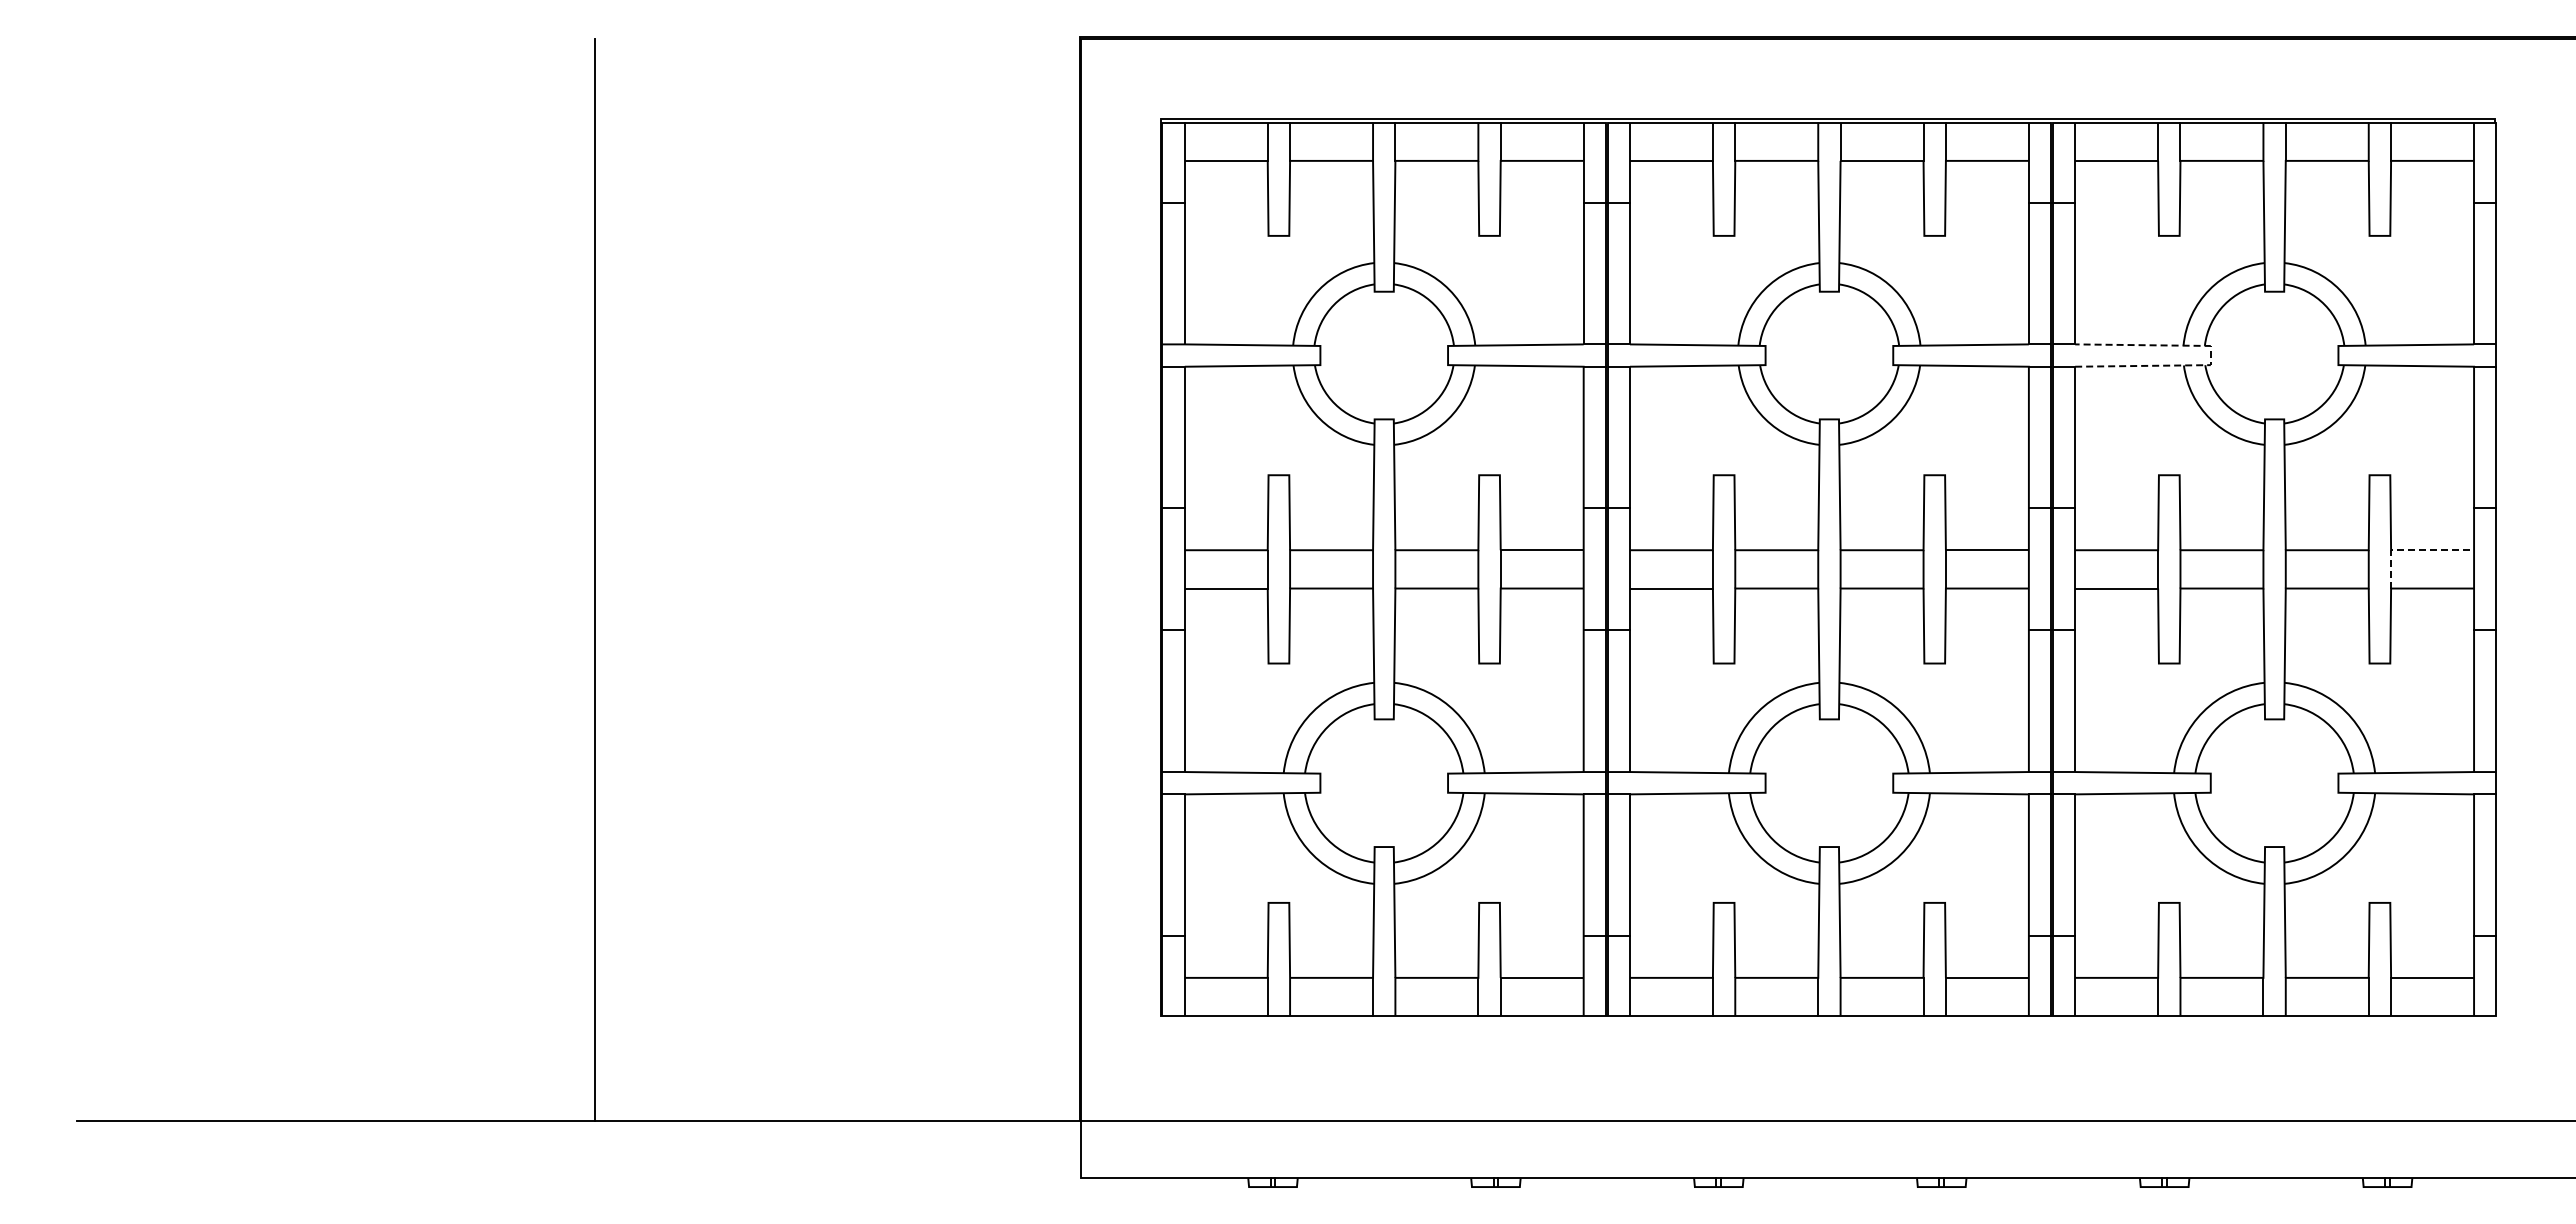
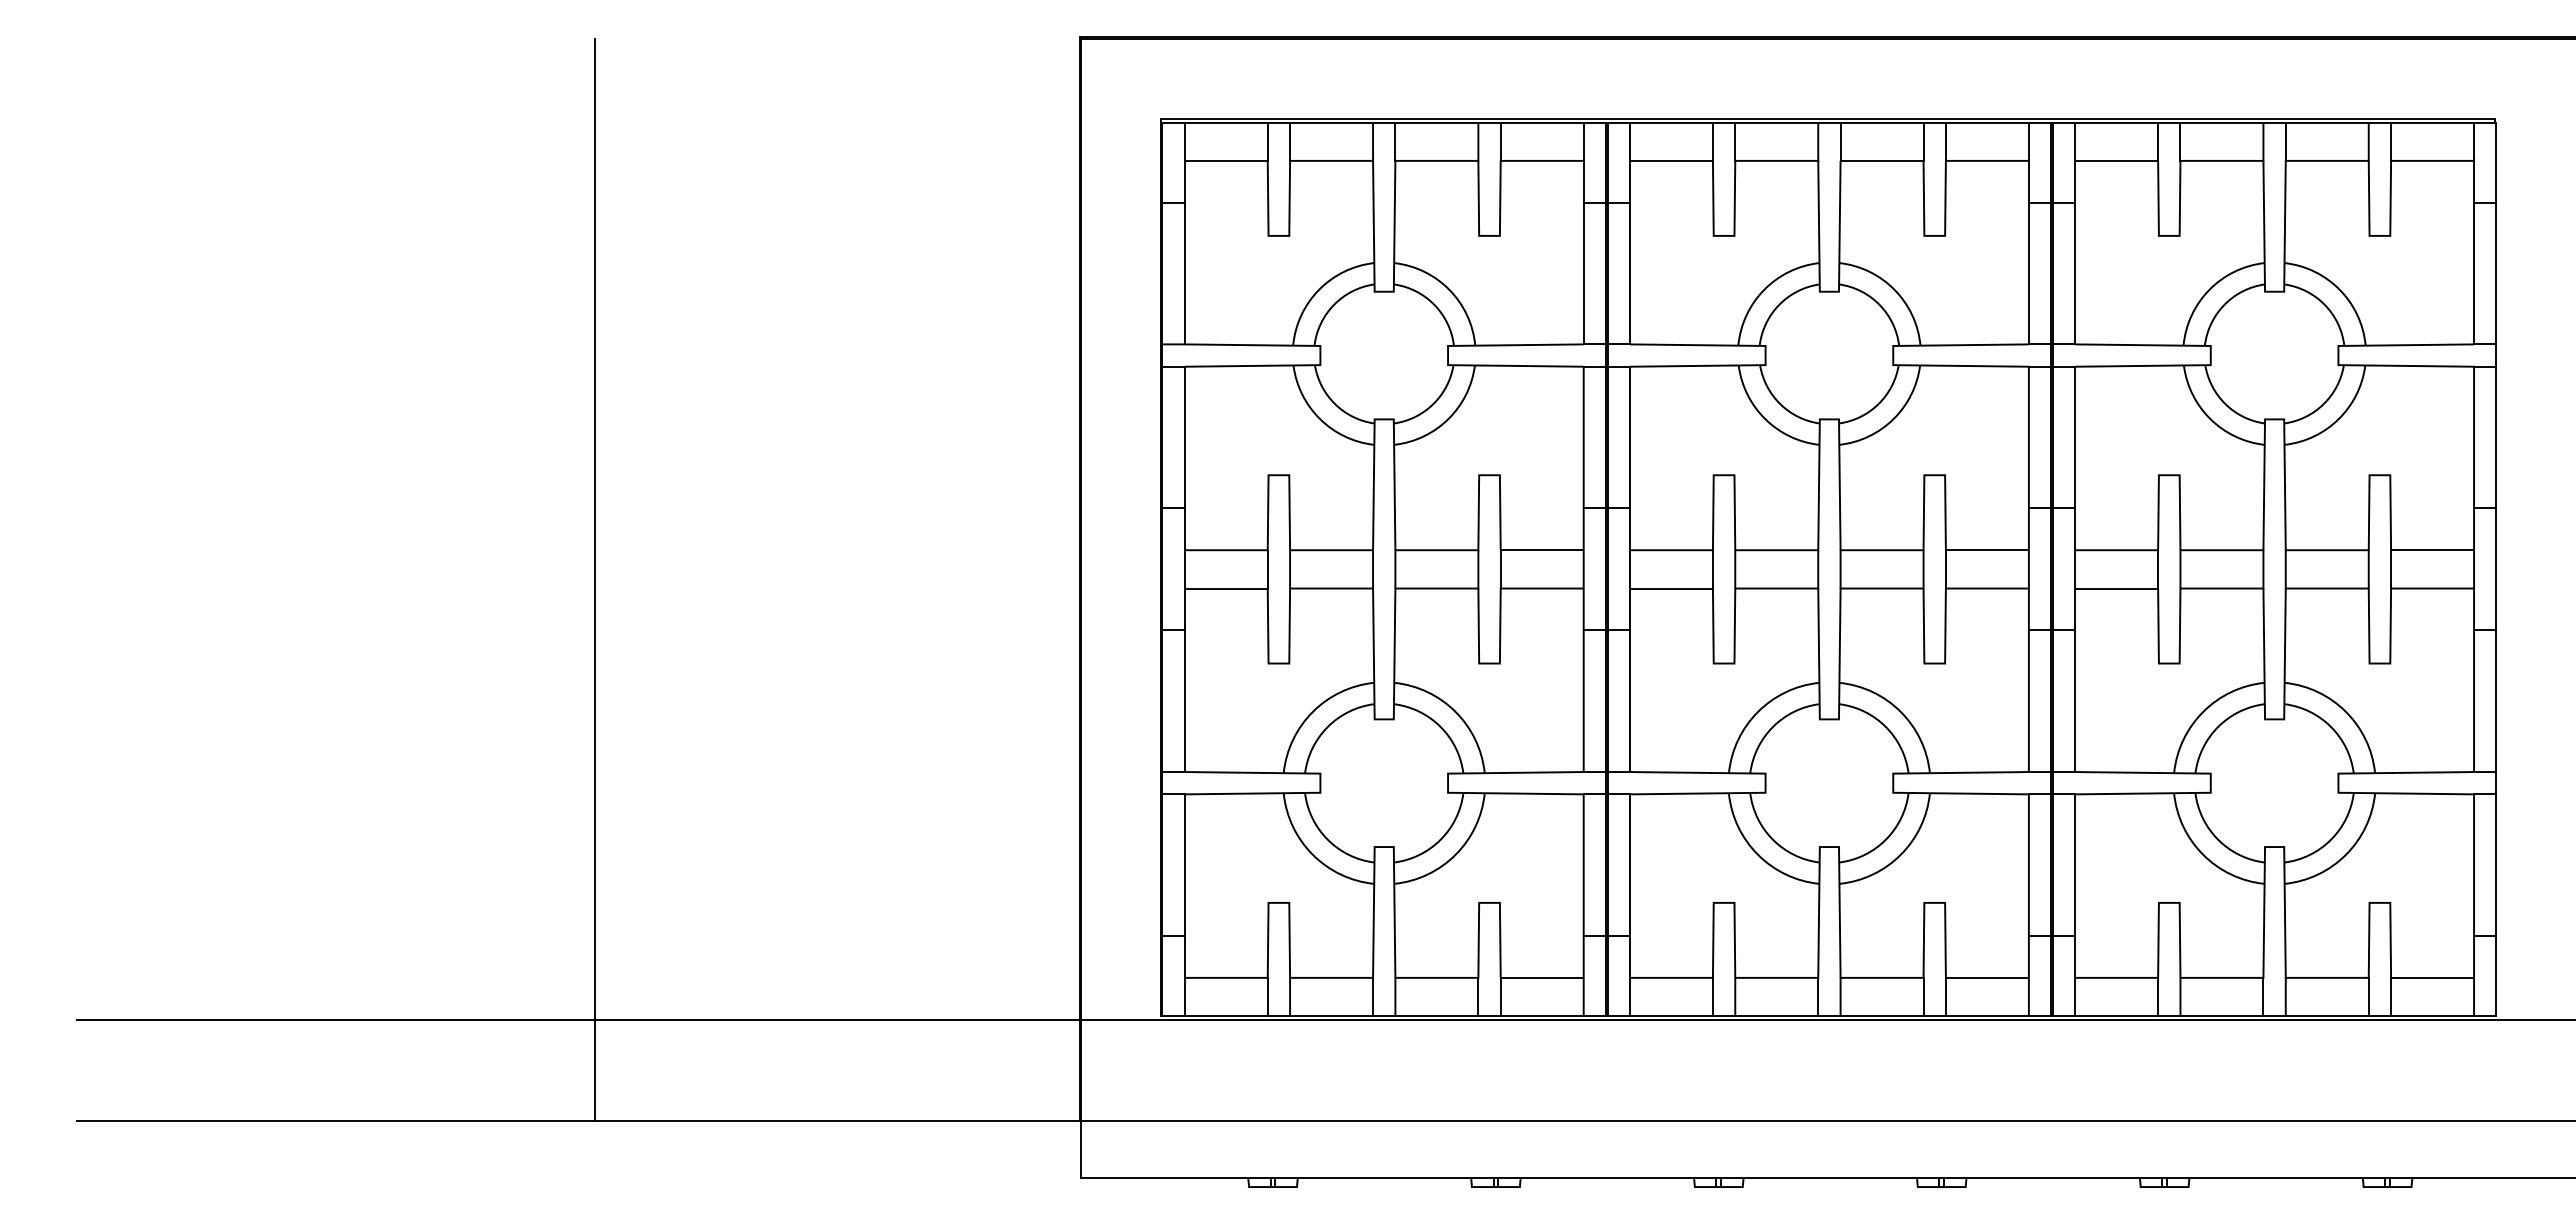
line: dashed -> solid (2210, 355)
line: dashed -> solid (2413, 550)
line: none -> present (1324, 1019)
